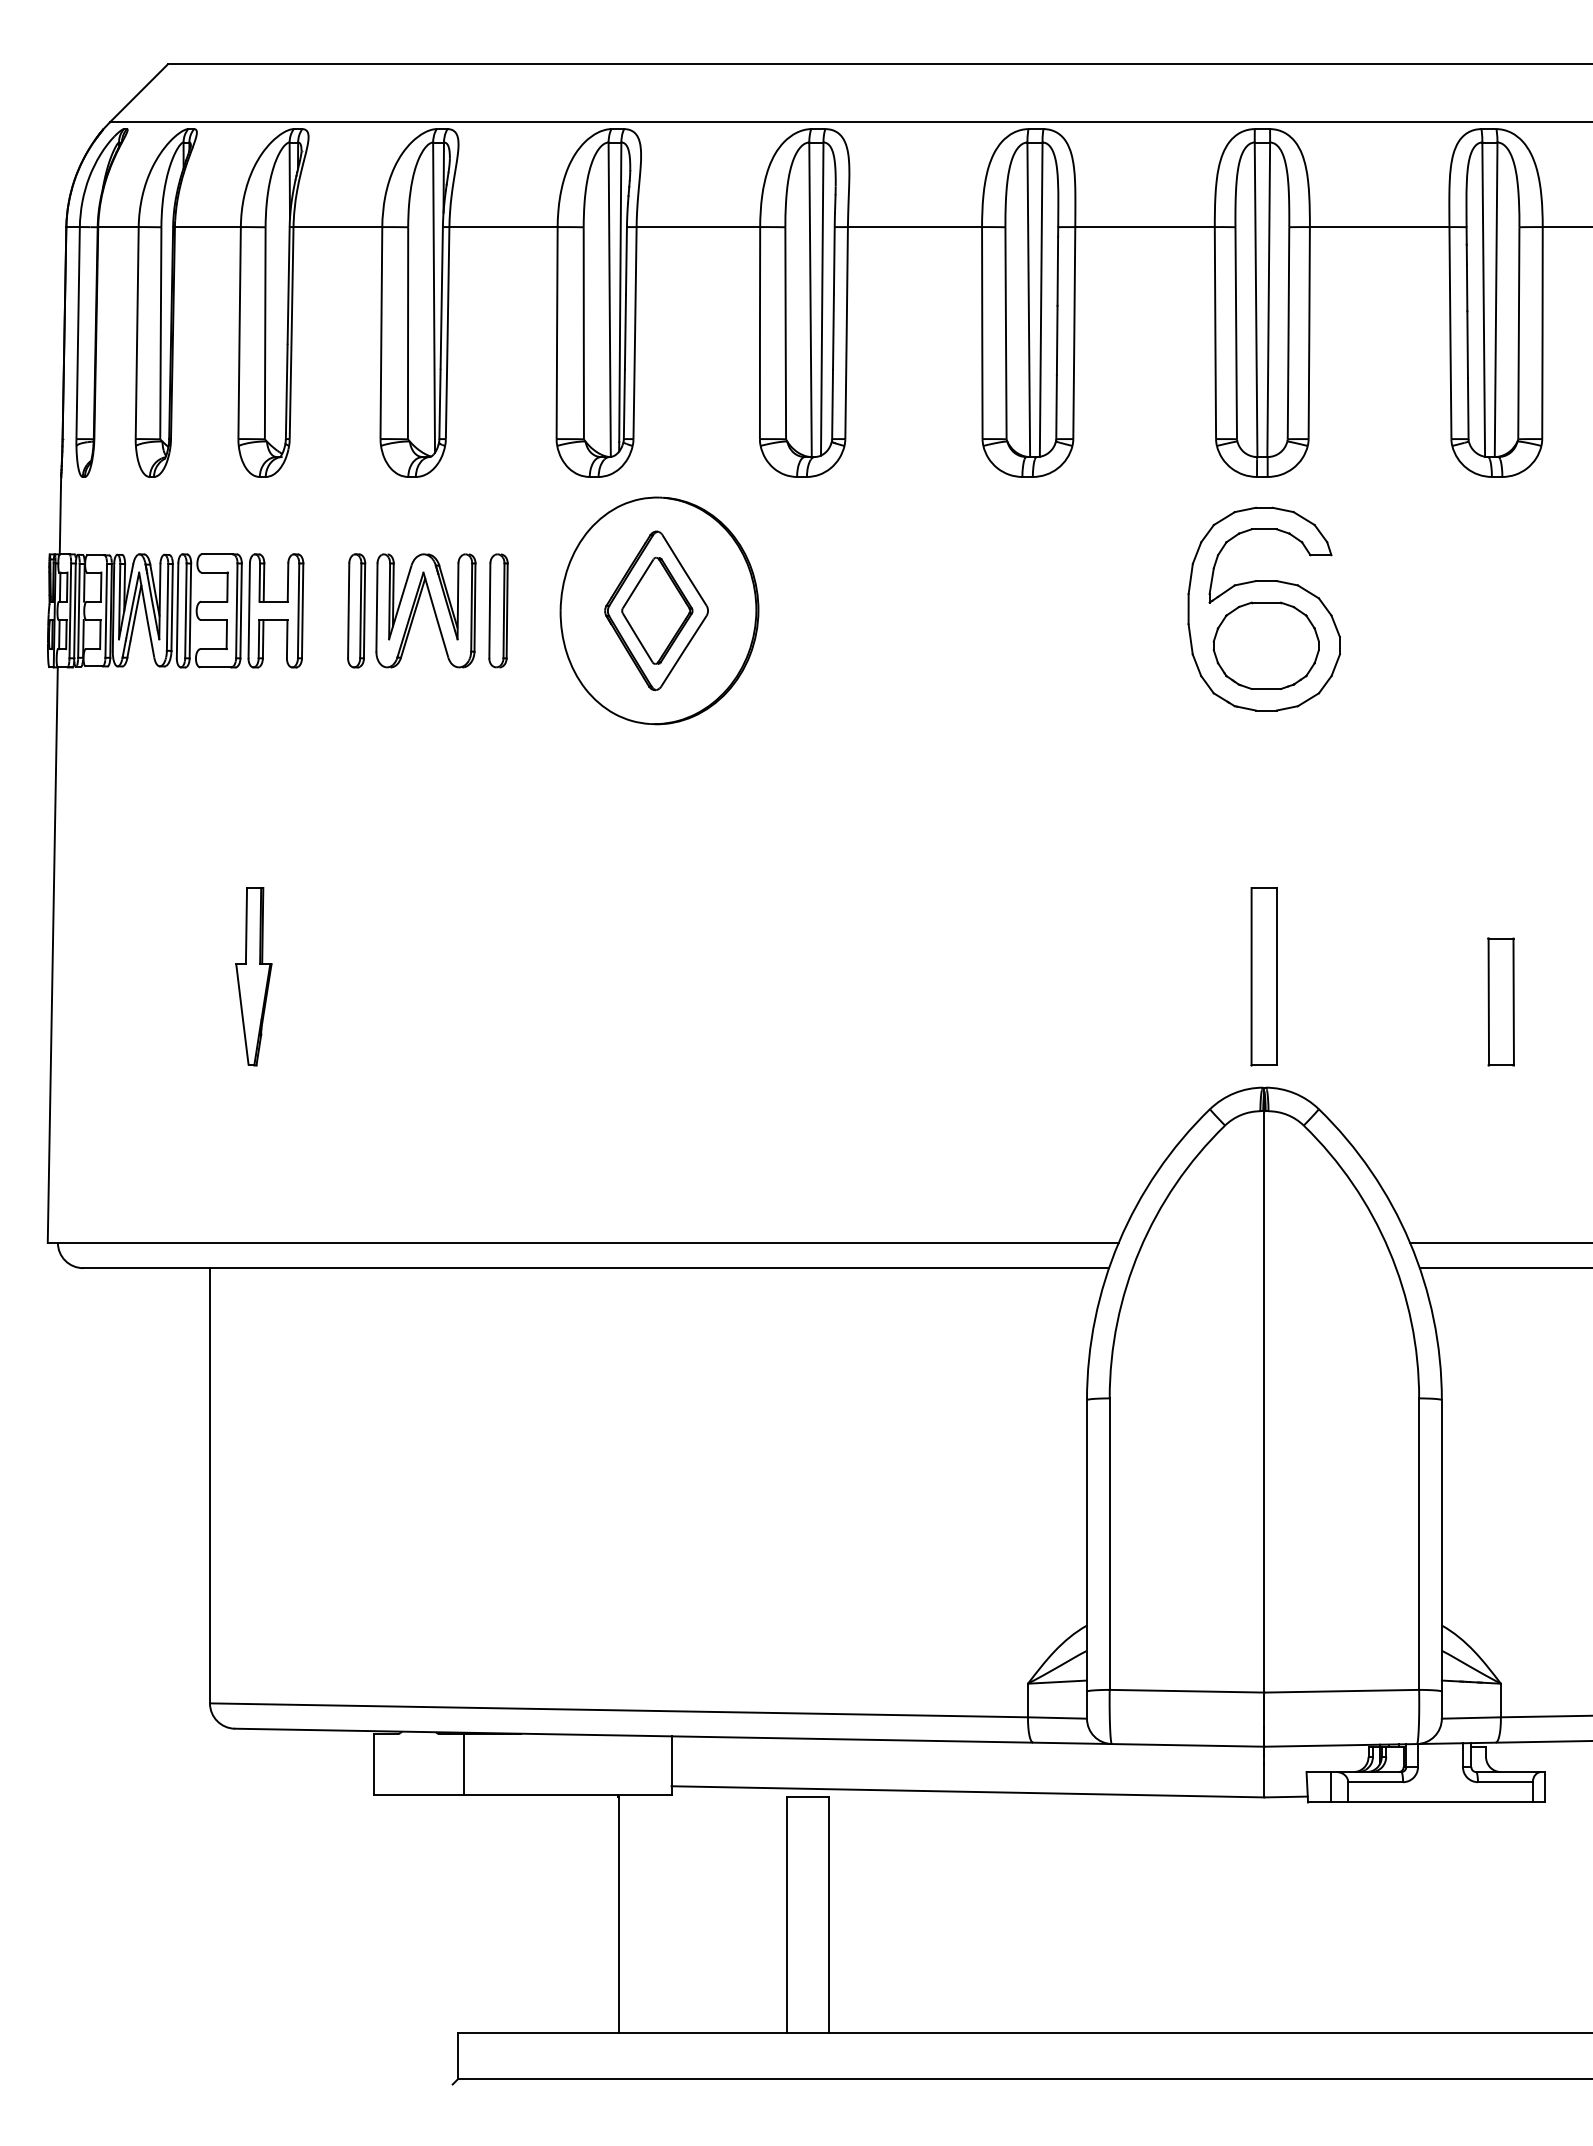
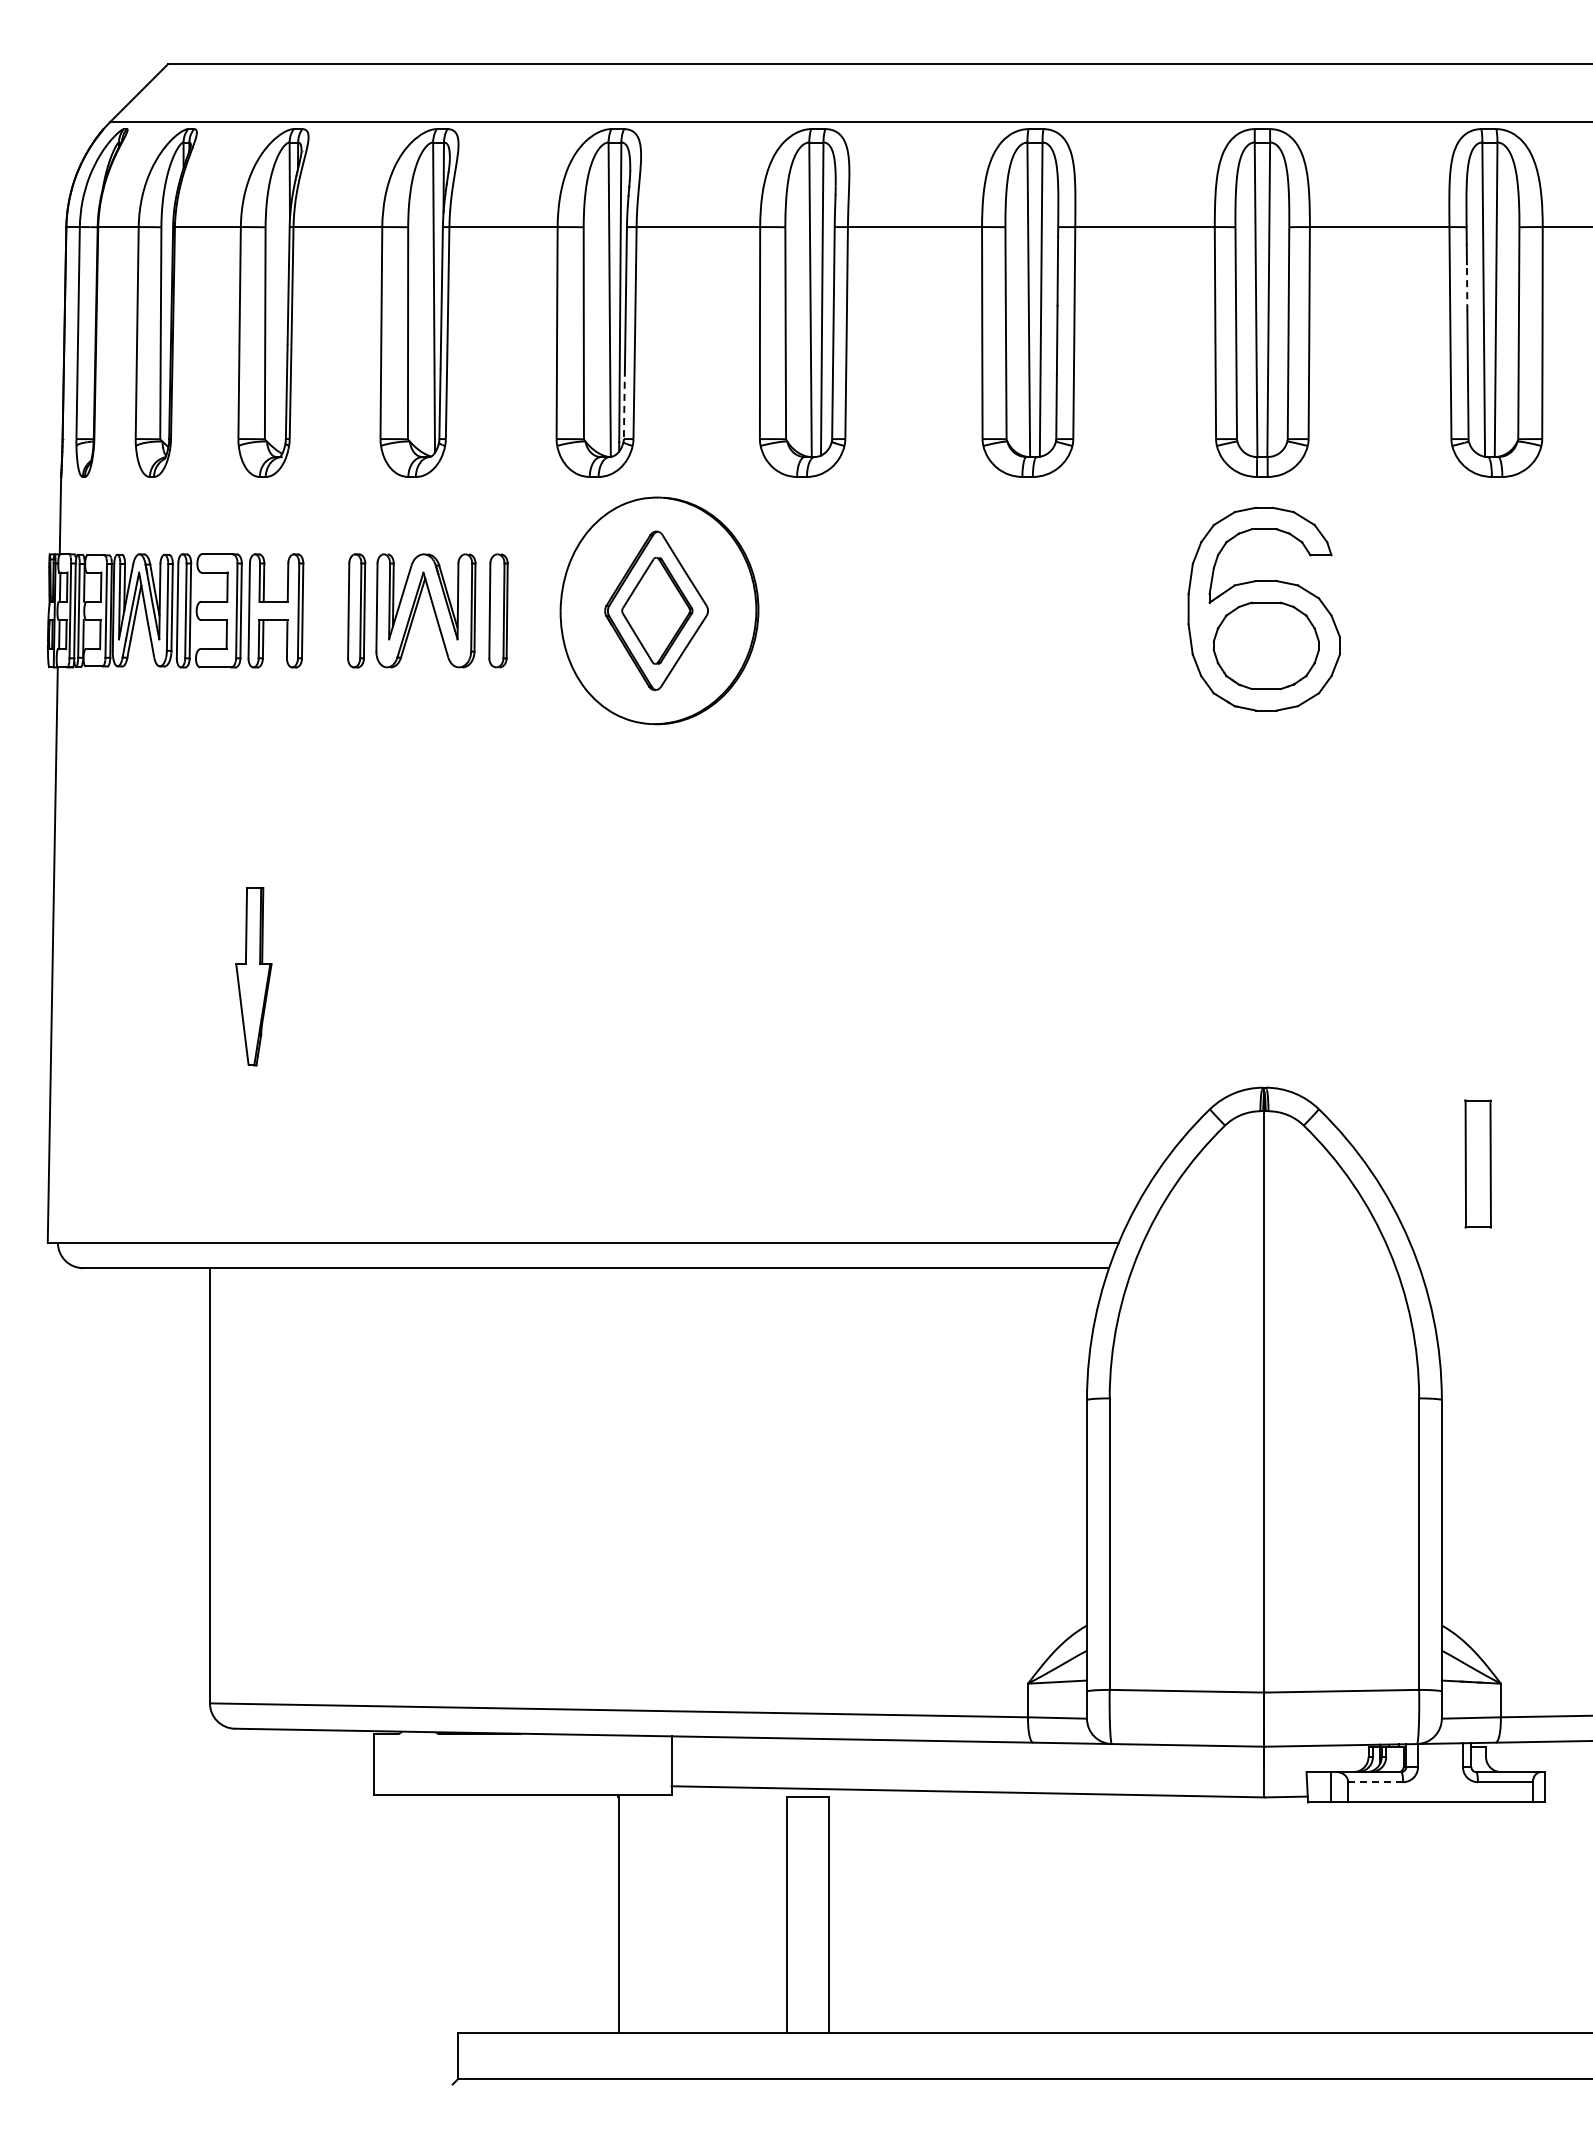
line: solid -> dashed (1467, 287)
line: solid -> dashed (624, 404)
part: present -> none (1263, 976)
part position: (1500, 1001) -> (1477, 1163) (1477, 1163)
line: present -> none (1499, 1242)
line: present -> none (1504, 1268)
line: present -> none (463, 1764)
line: solid -> dashed (1375, 1782)
